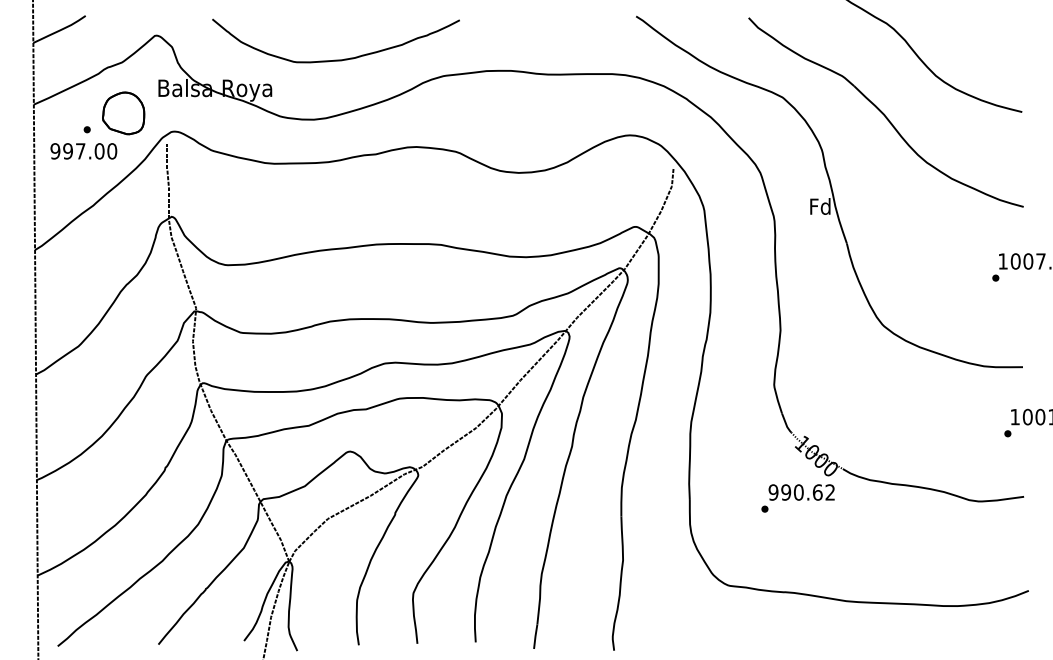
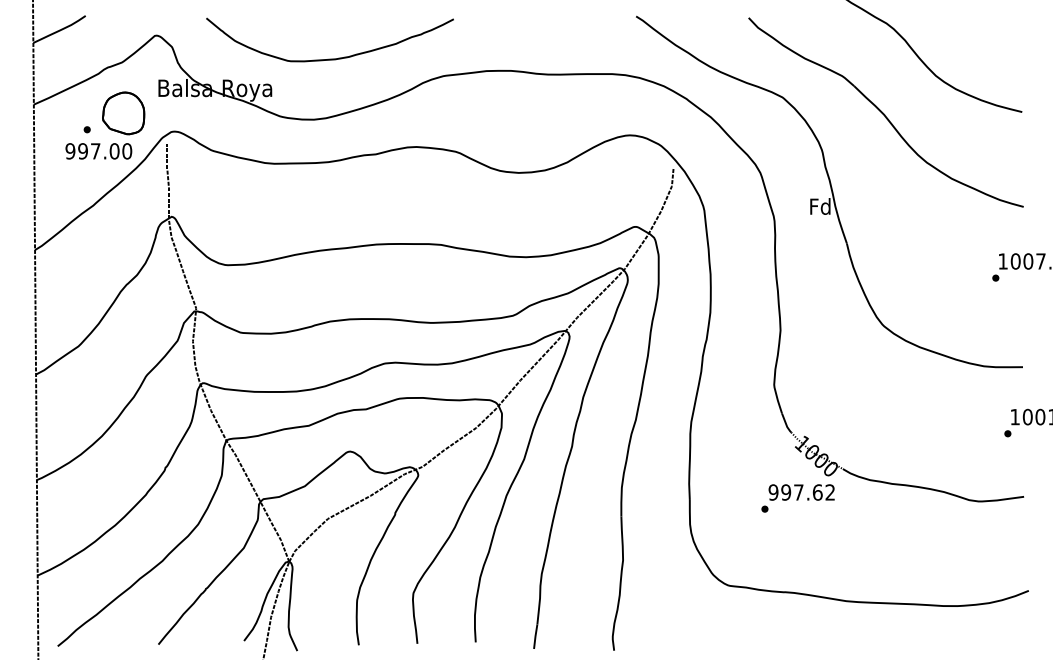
curve position: (335, 59) -> (329, 58) (329, 58)
text position: (83, 151) -> (98, 151) (98, 151)
text: 990.62 -> 997.62 (798, 492)
